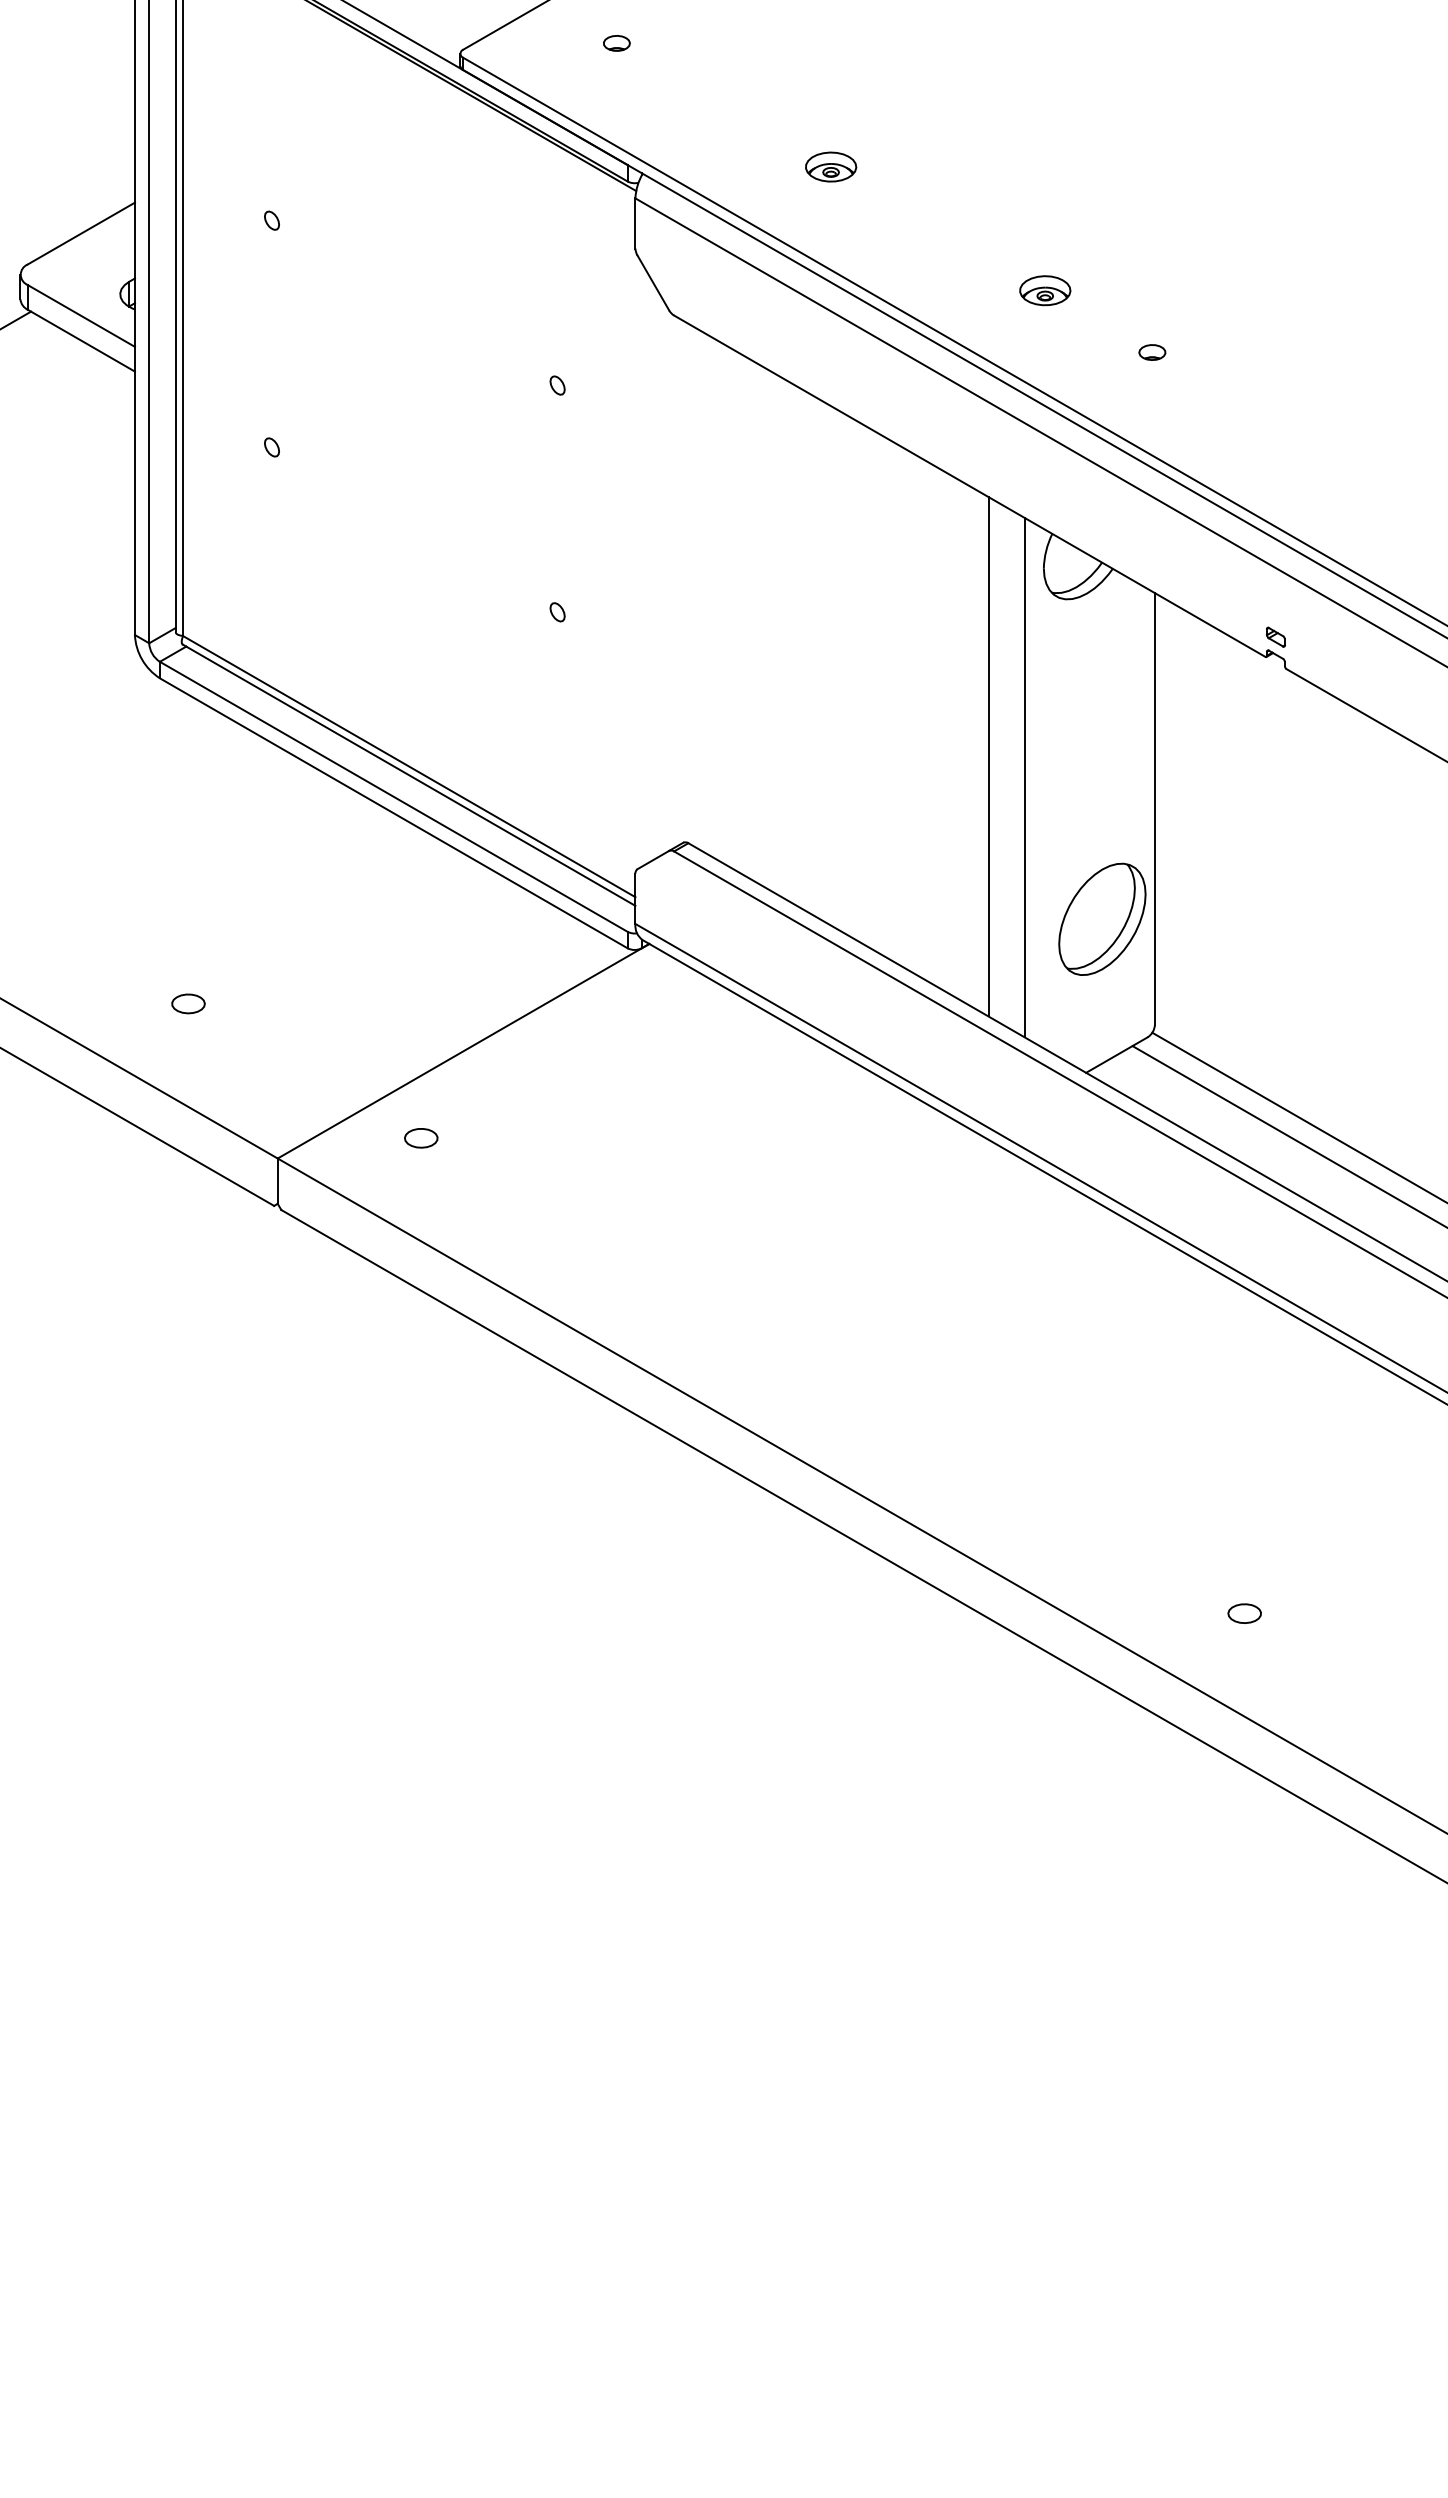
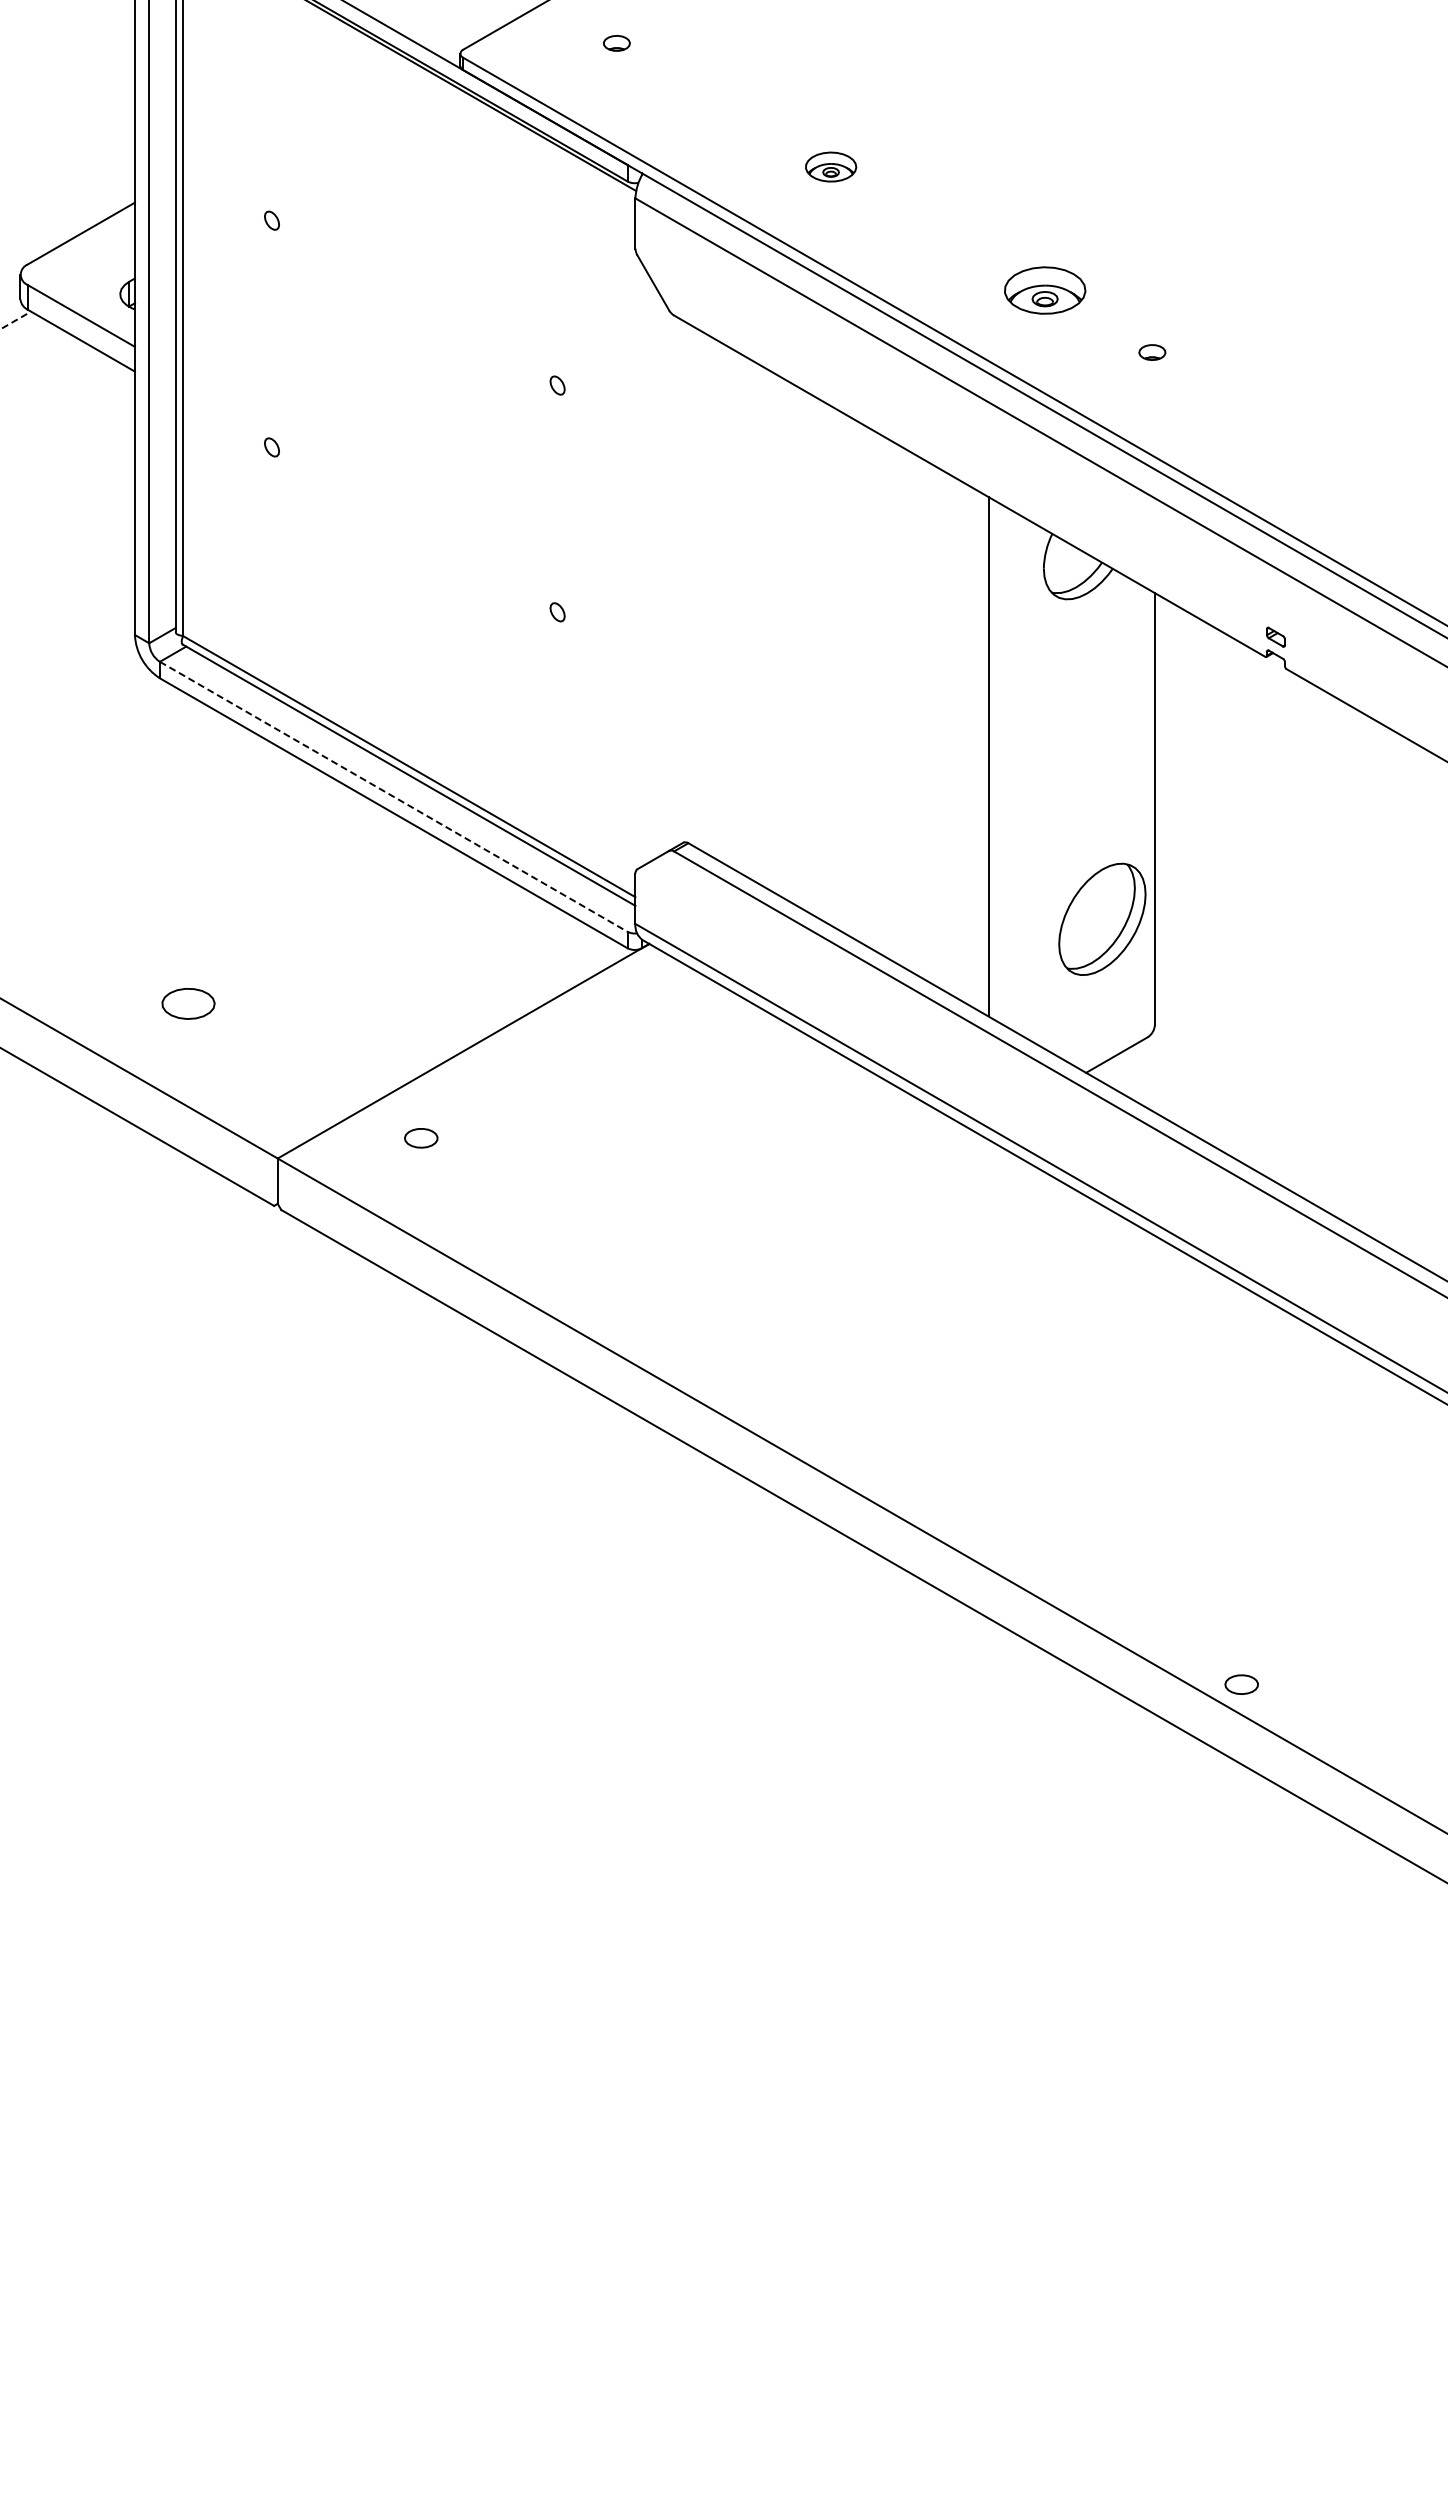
part size: 53x32 px -> 83x49 px (1045, 290)
line: solid -> dashed (16, 320)
line: present -> none (1024, 777)
line: solid -> dashed (394, 797)
part size: 35x22 px -> 55x32 px (188, 1003)
line: present -> none (1298, 1116)
line: present -> none (1288, 1136)
part position: (1244, 1613) -> (1241, 1684) (1241, 1684)
